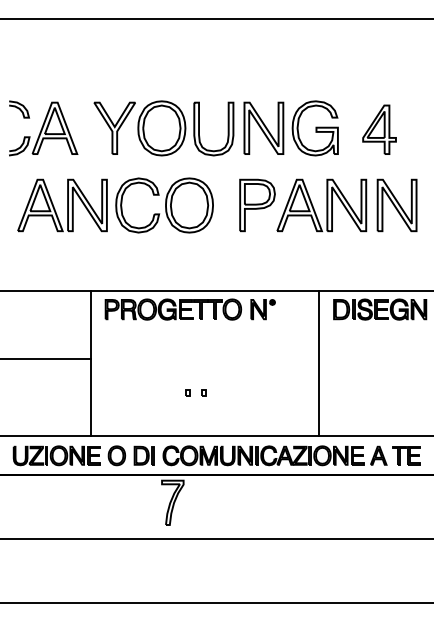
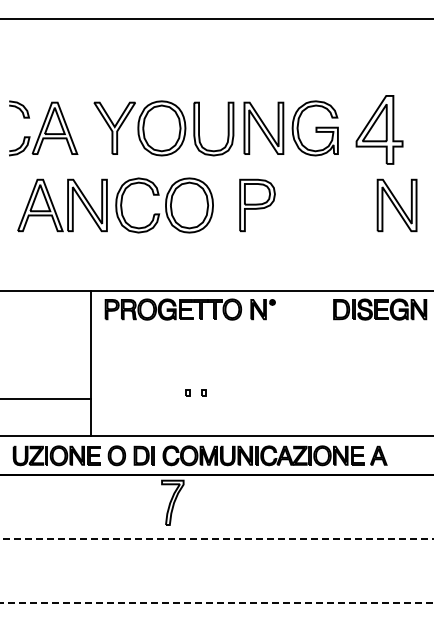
part size: 35x51 px -> 49x70 px (379, 129)
part: present -> none (321, 205)
line position: (46, 359) -> (46, 399) (46, 399)
line: present -> none (319, 363)
part: present -> none (406, 455)
line: solid -> dashed (217, 539)
line: solid -> dashed (217, 603)
